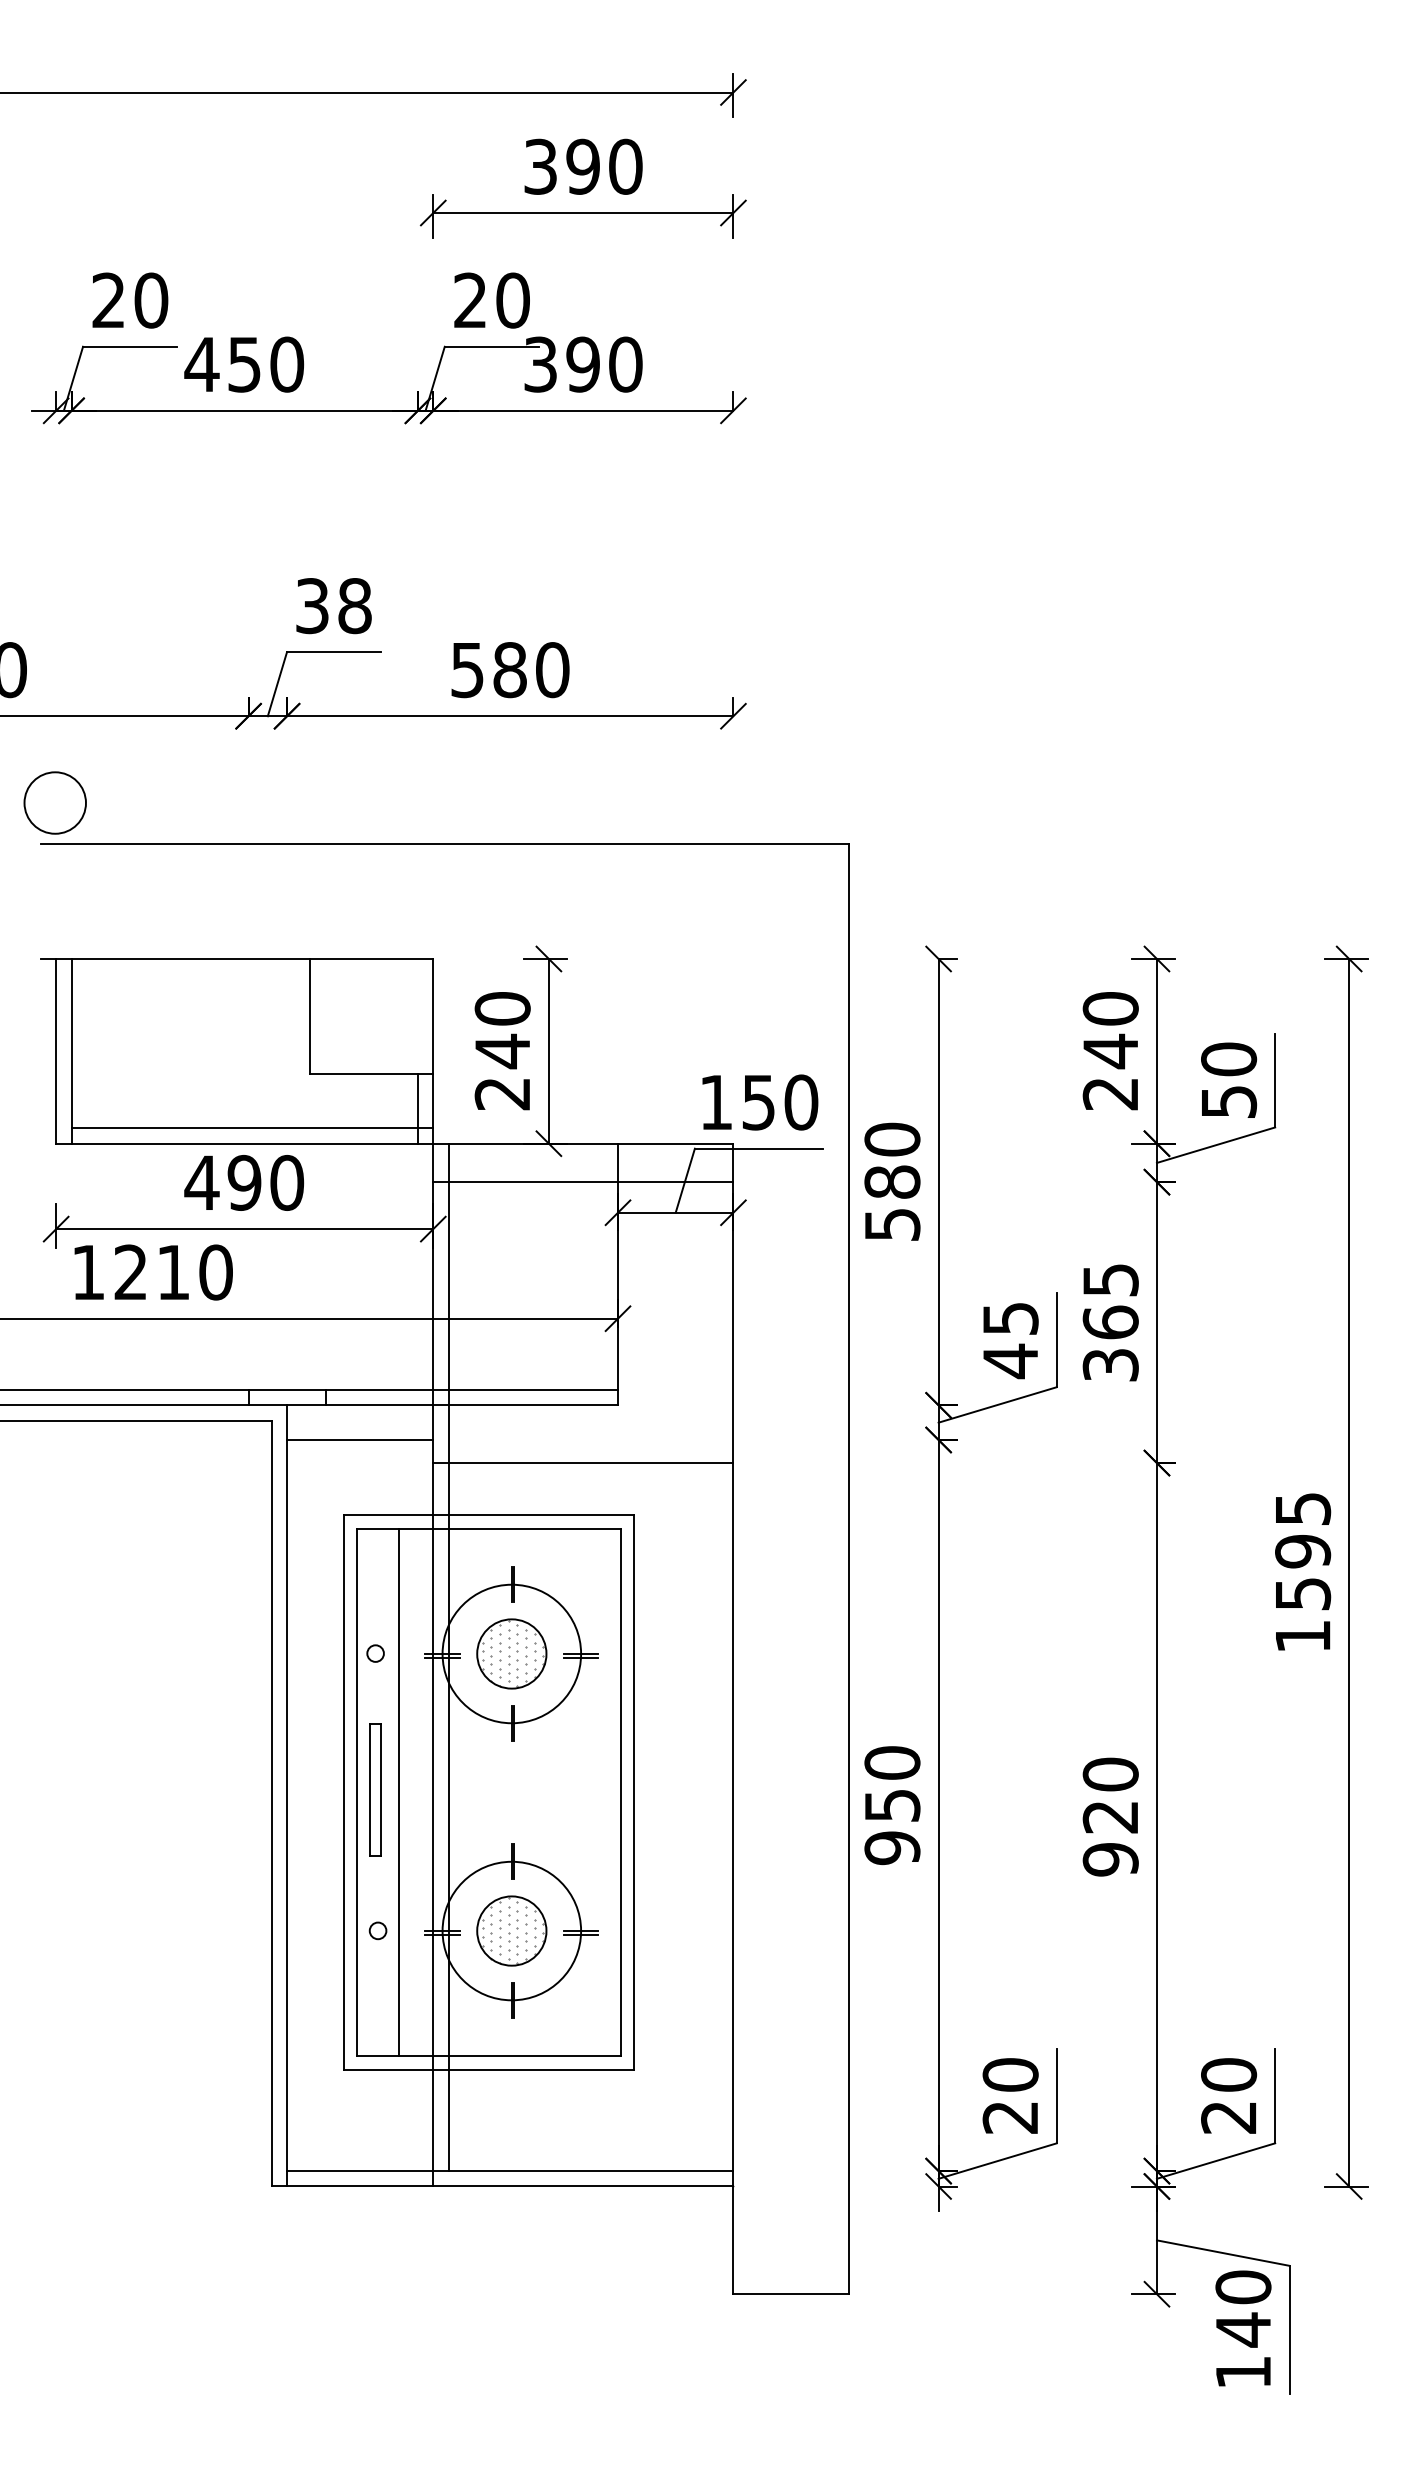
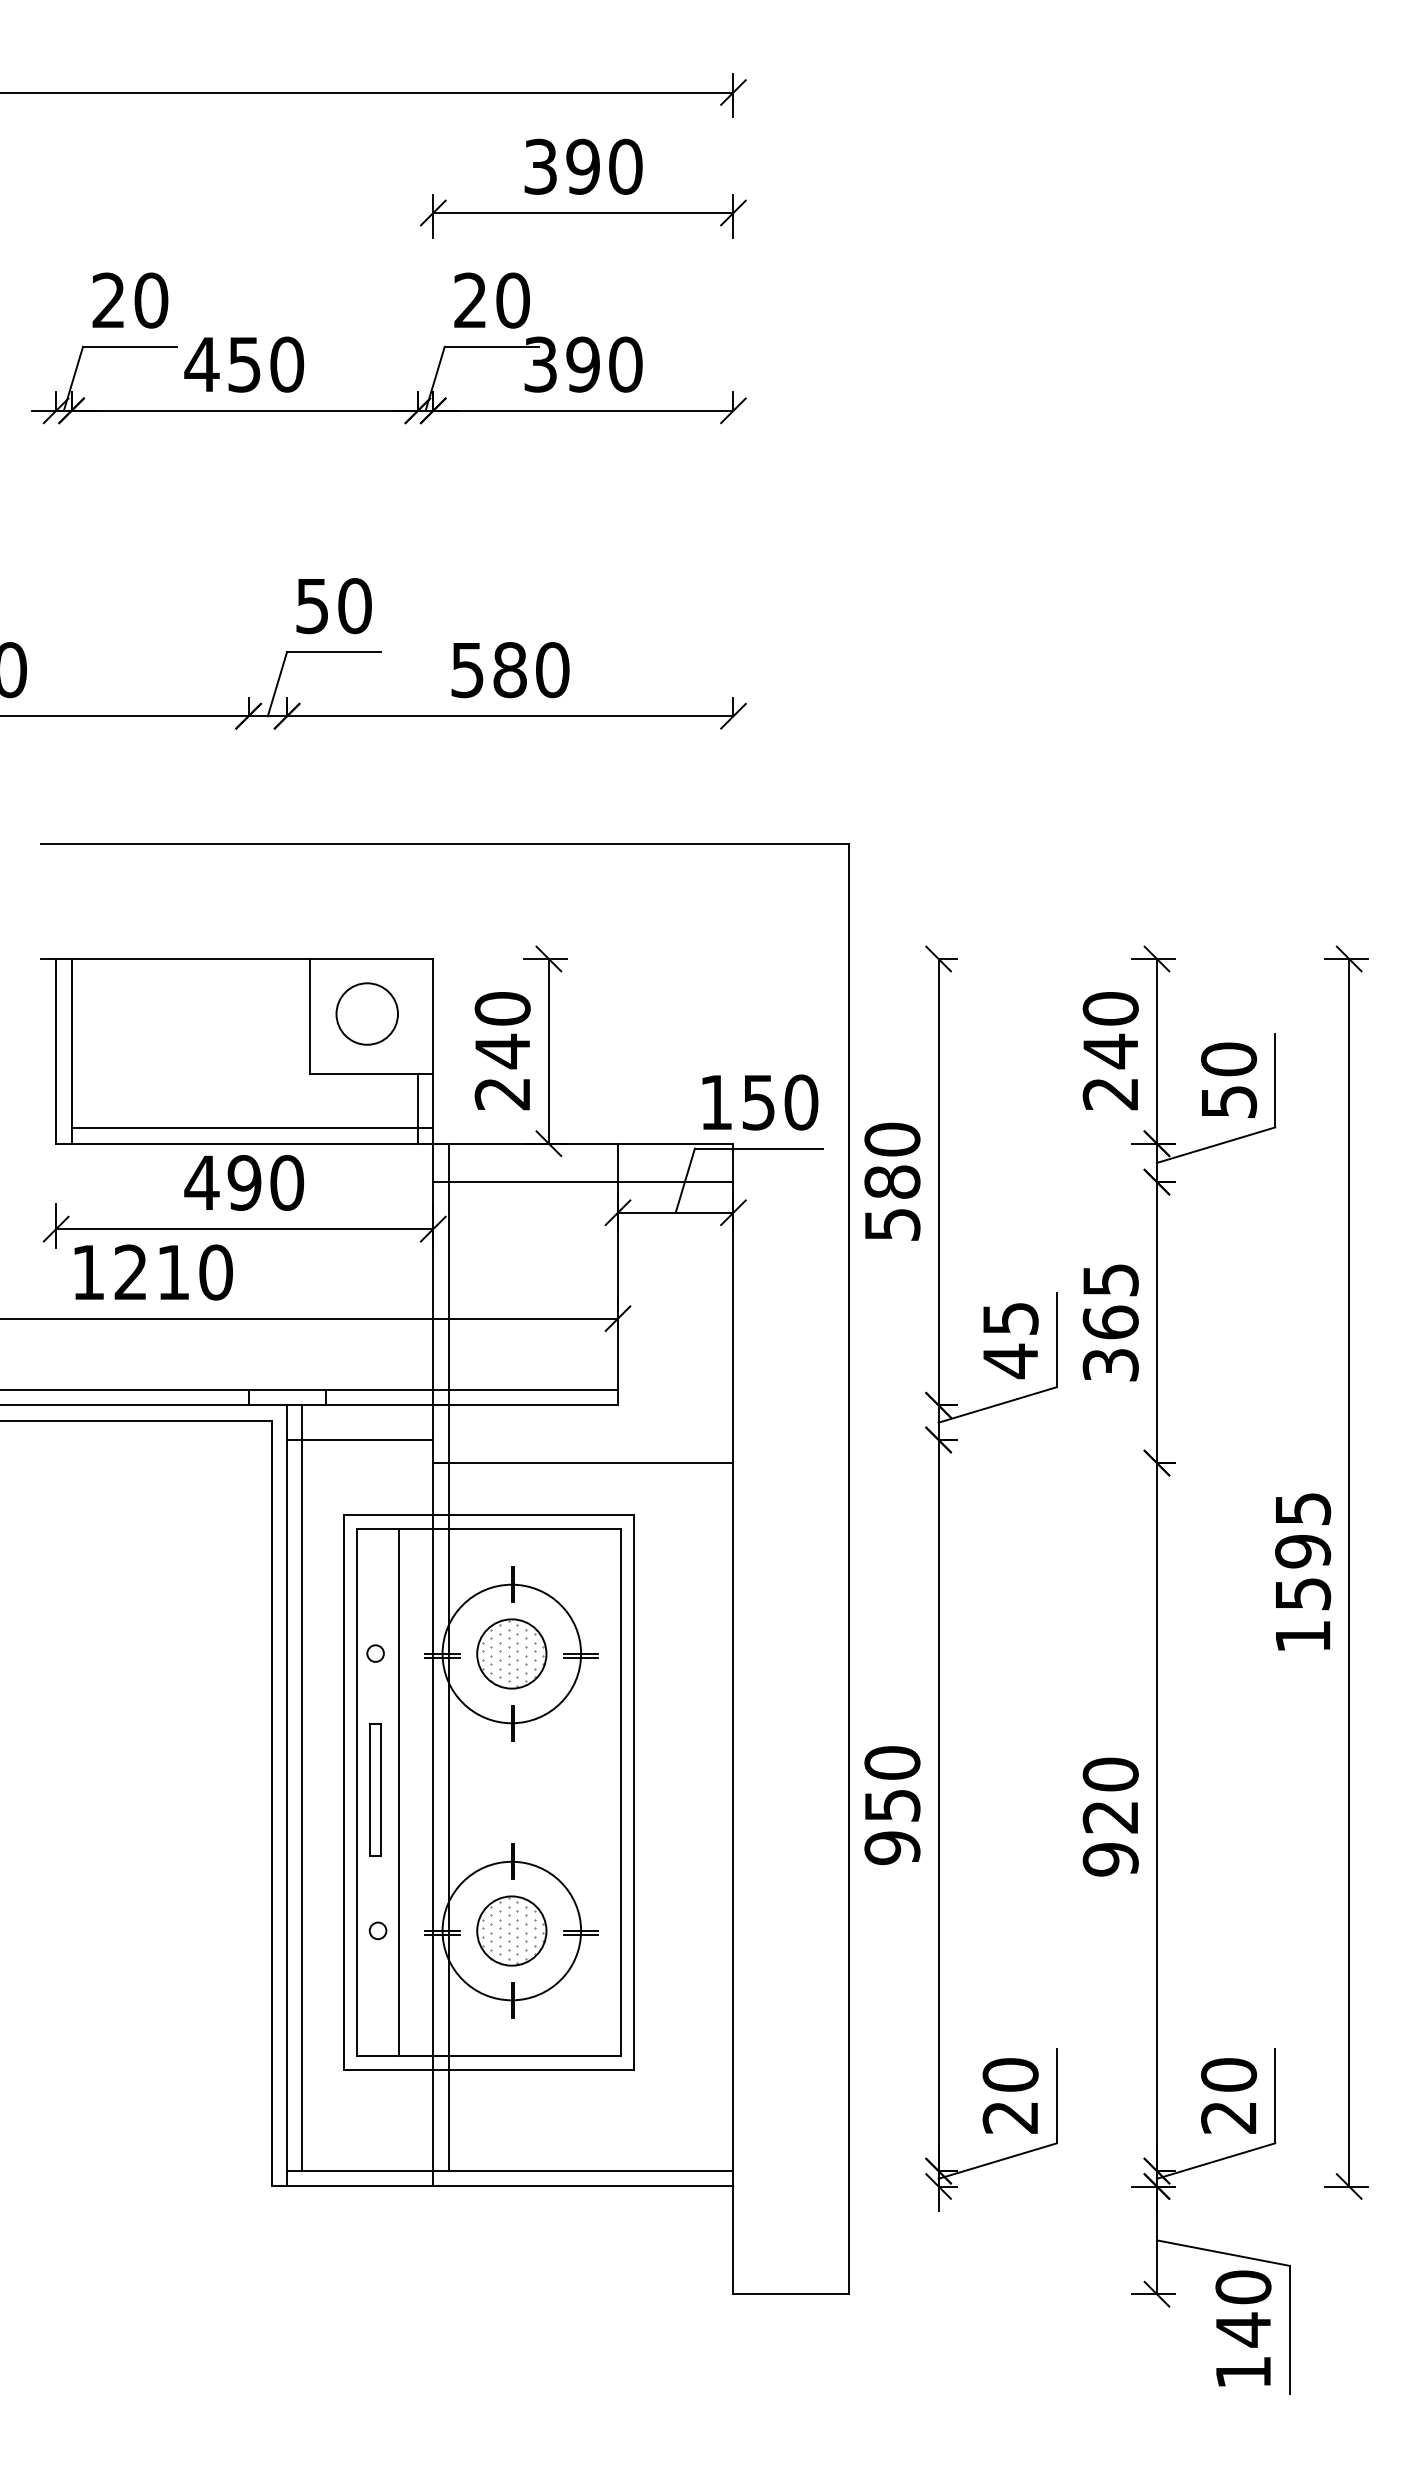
text: 38 -> 50 (333, 605)
circle position: (54, 802) -> (366, 1013) (366, 1013)
line: none -> present (302, 1788)
